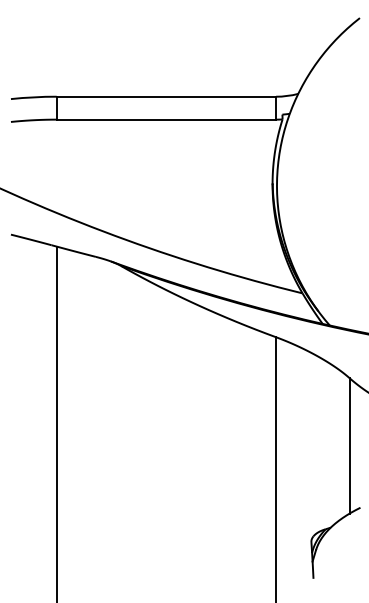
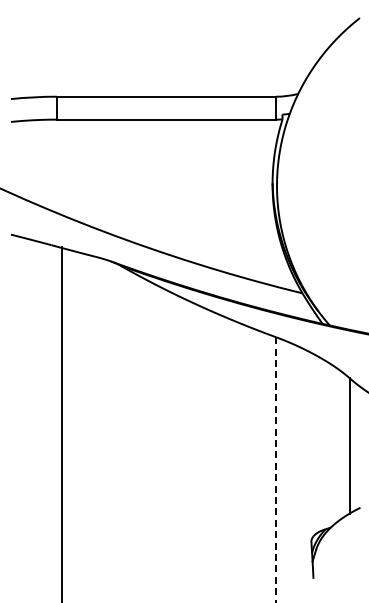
line position: (56, 422) -> (61, 422) (61, 422)
line: solid -> dashed (276, 470)
